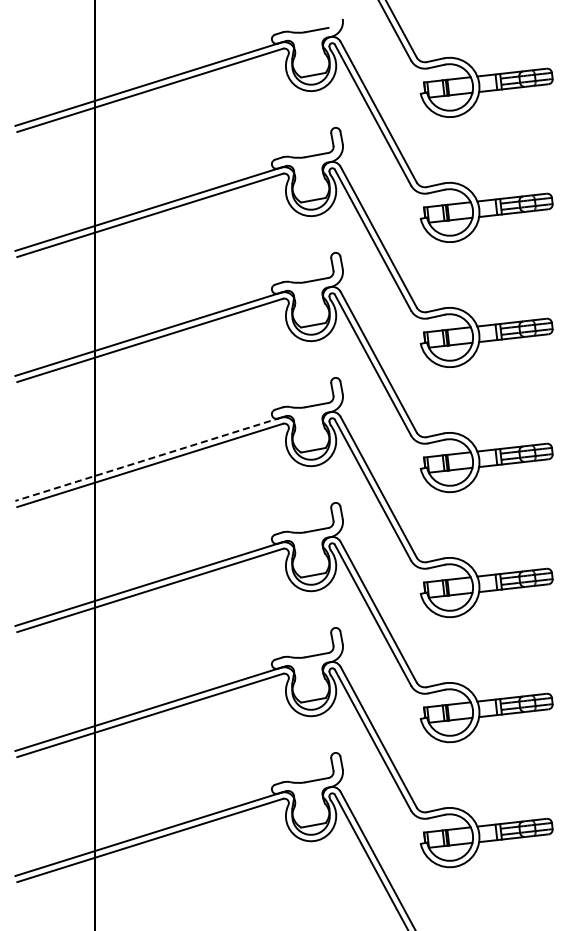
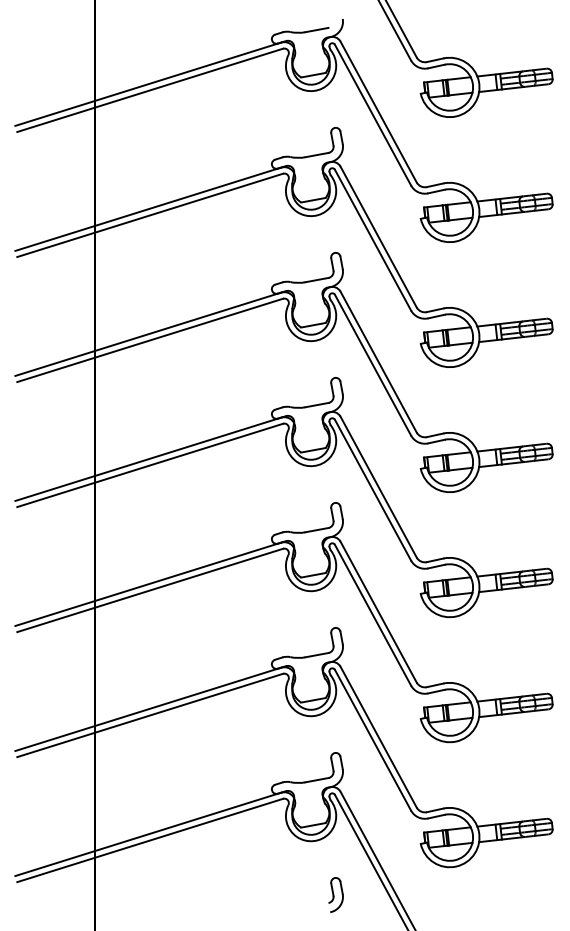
line: dashed -> solid (147, 459)
part: none -> present (335, 894)
